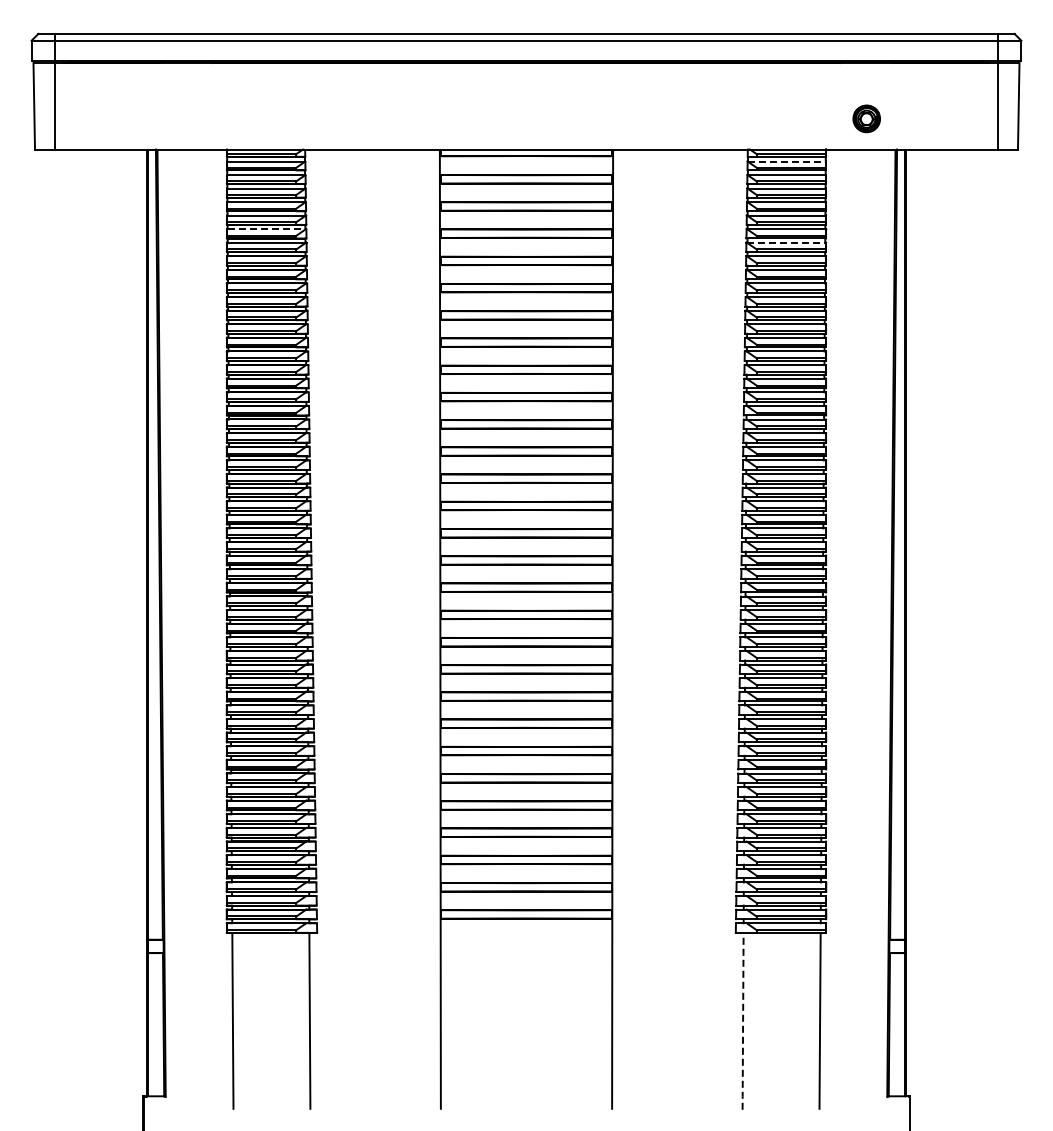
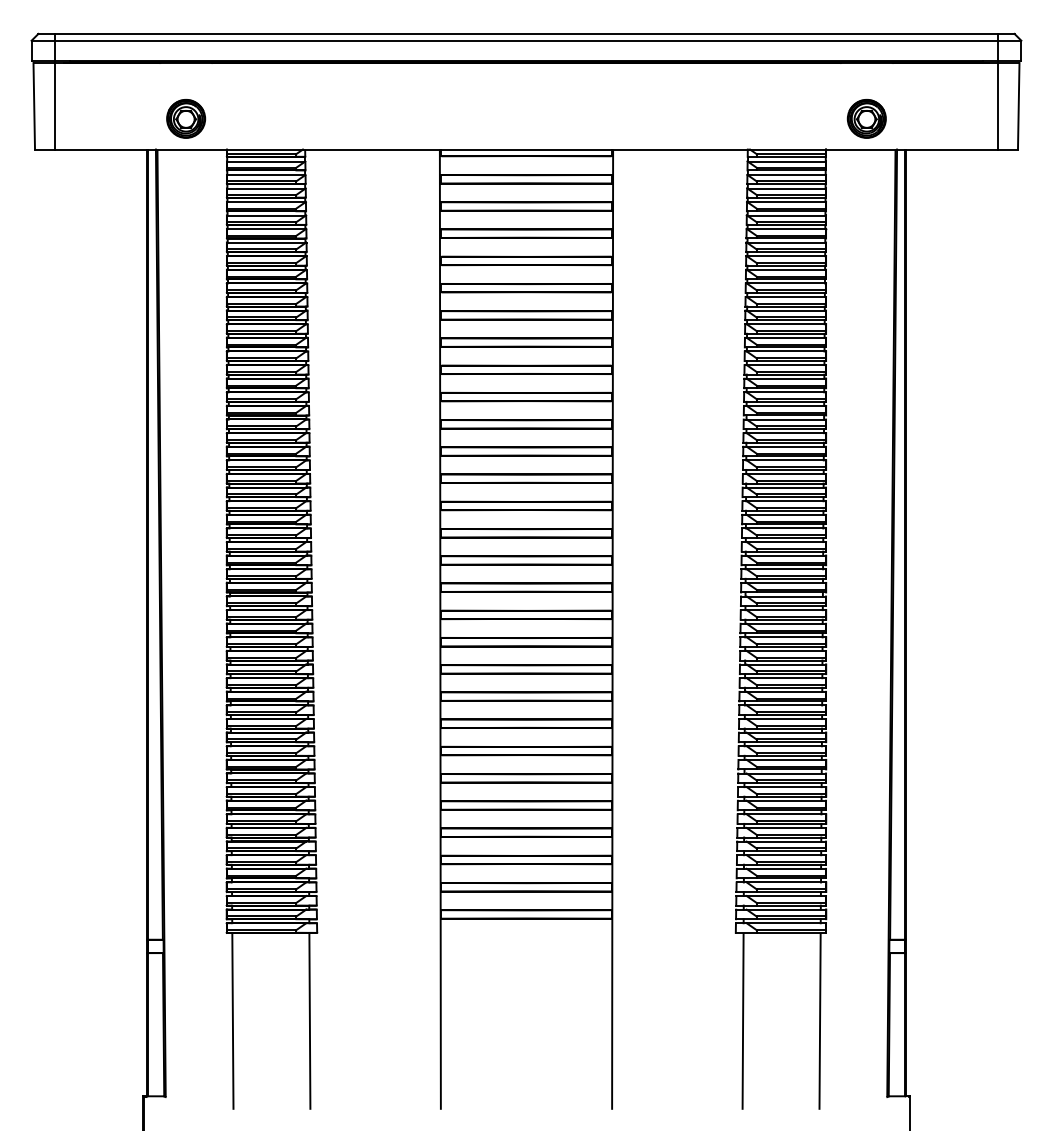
part: none -> present (186, 118)
part size: 29x30 px -> 41x40 px (866, 118)
line: dashed -> solid (786, 161)
line: dashed -> solid (266, 229)
line: dashed -> solid (786, 242)
line: dashed -> solid (743, 1021)
